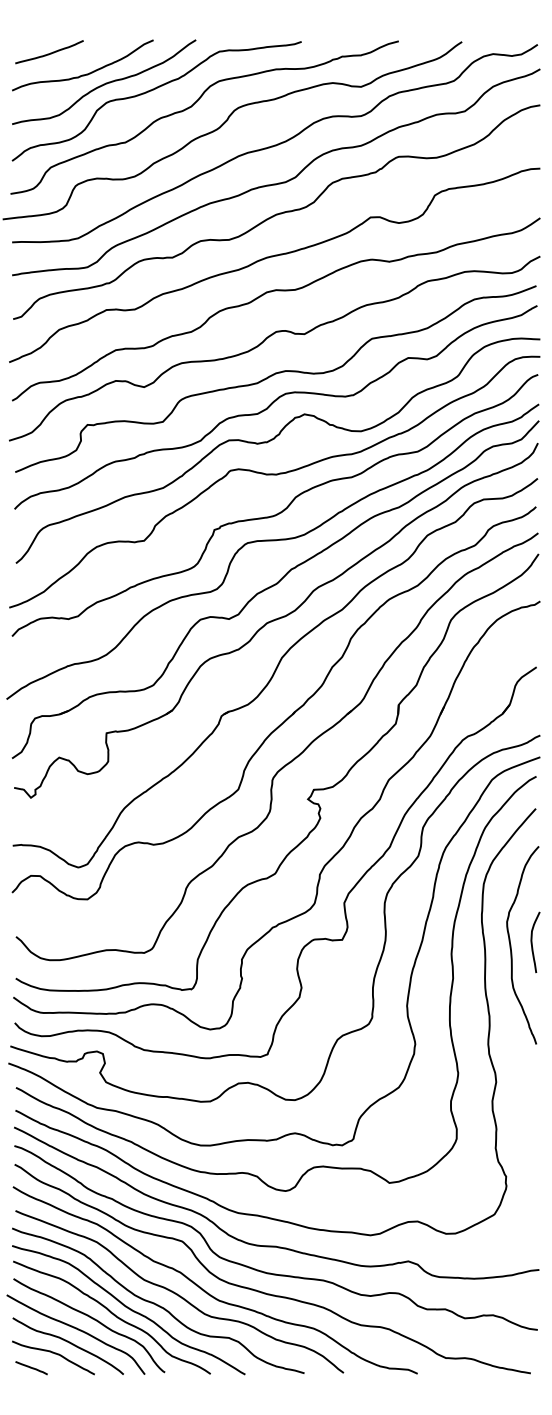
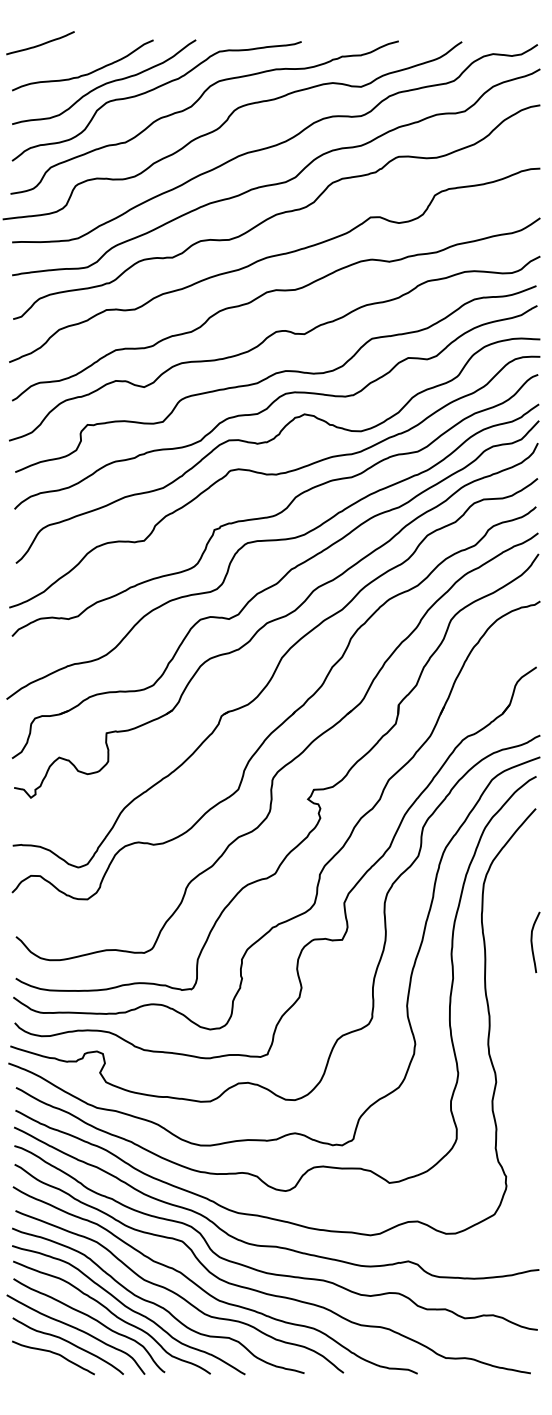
curve position: (50, 52) -> (41, 43) (41, 43)
curve: present -> none (511, 945)
line: present -> none (31, 1368)
